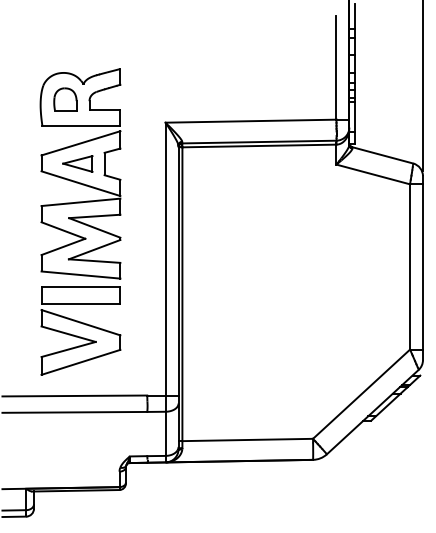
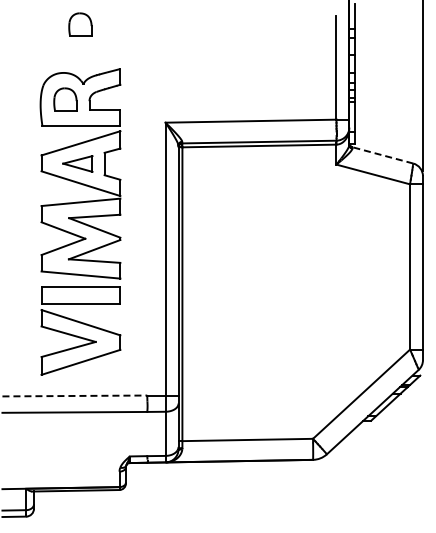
part: none -> present (80, 24)
line: solid -> dashed (382, 155)
line: solid -> dashed (75, 395)
